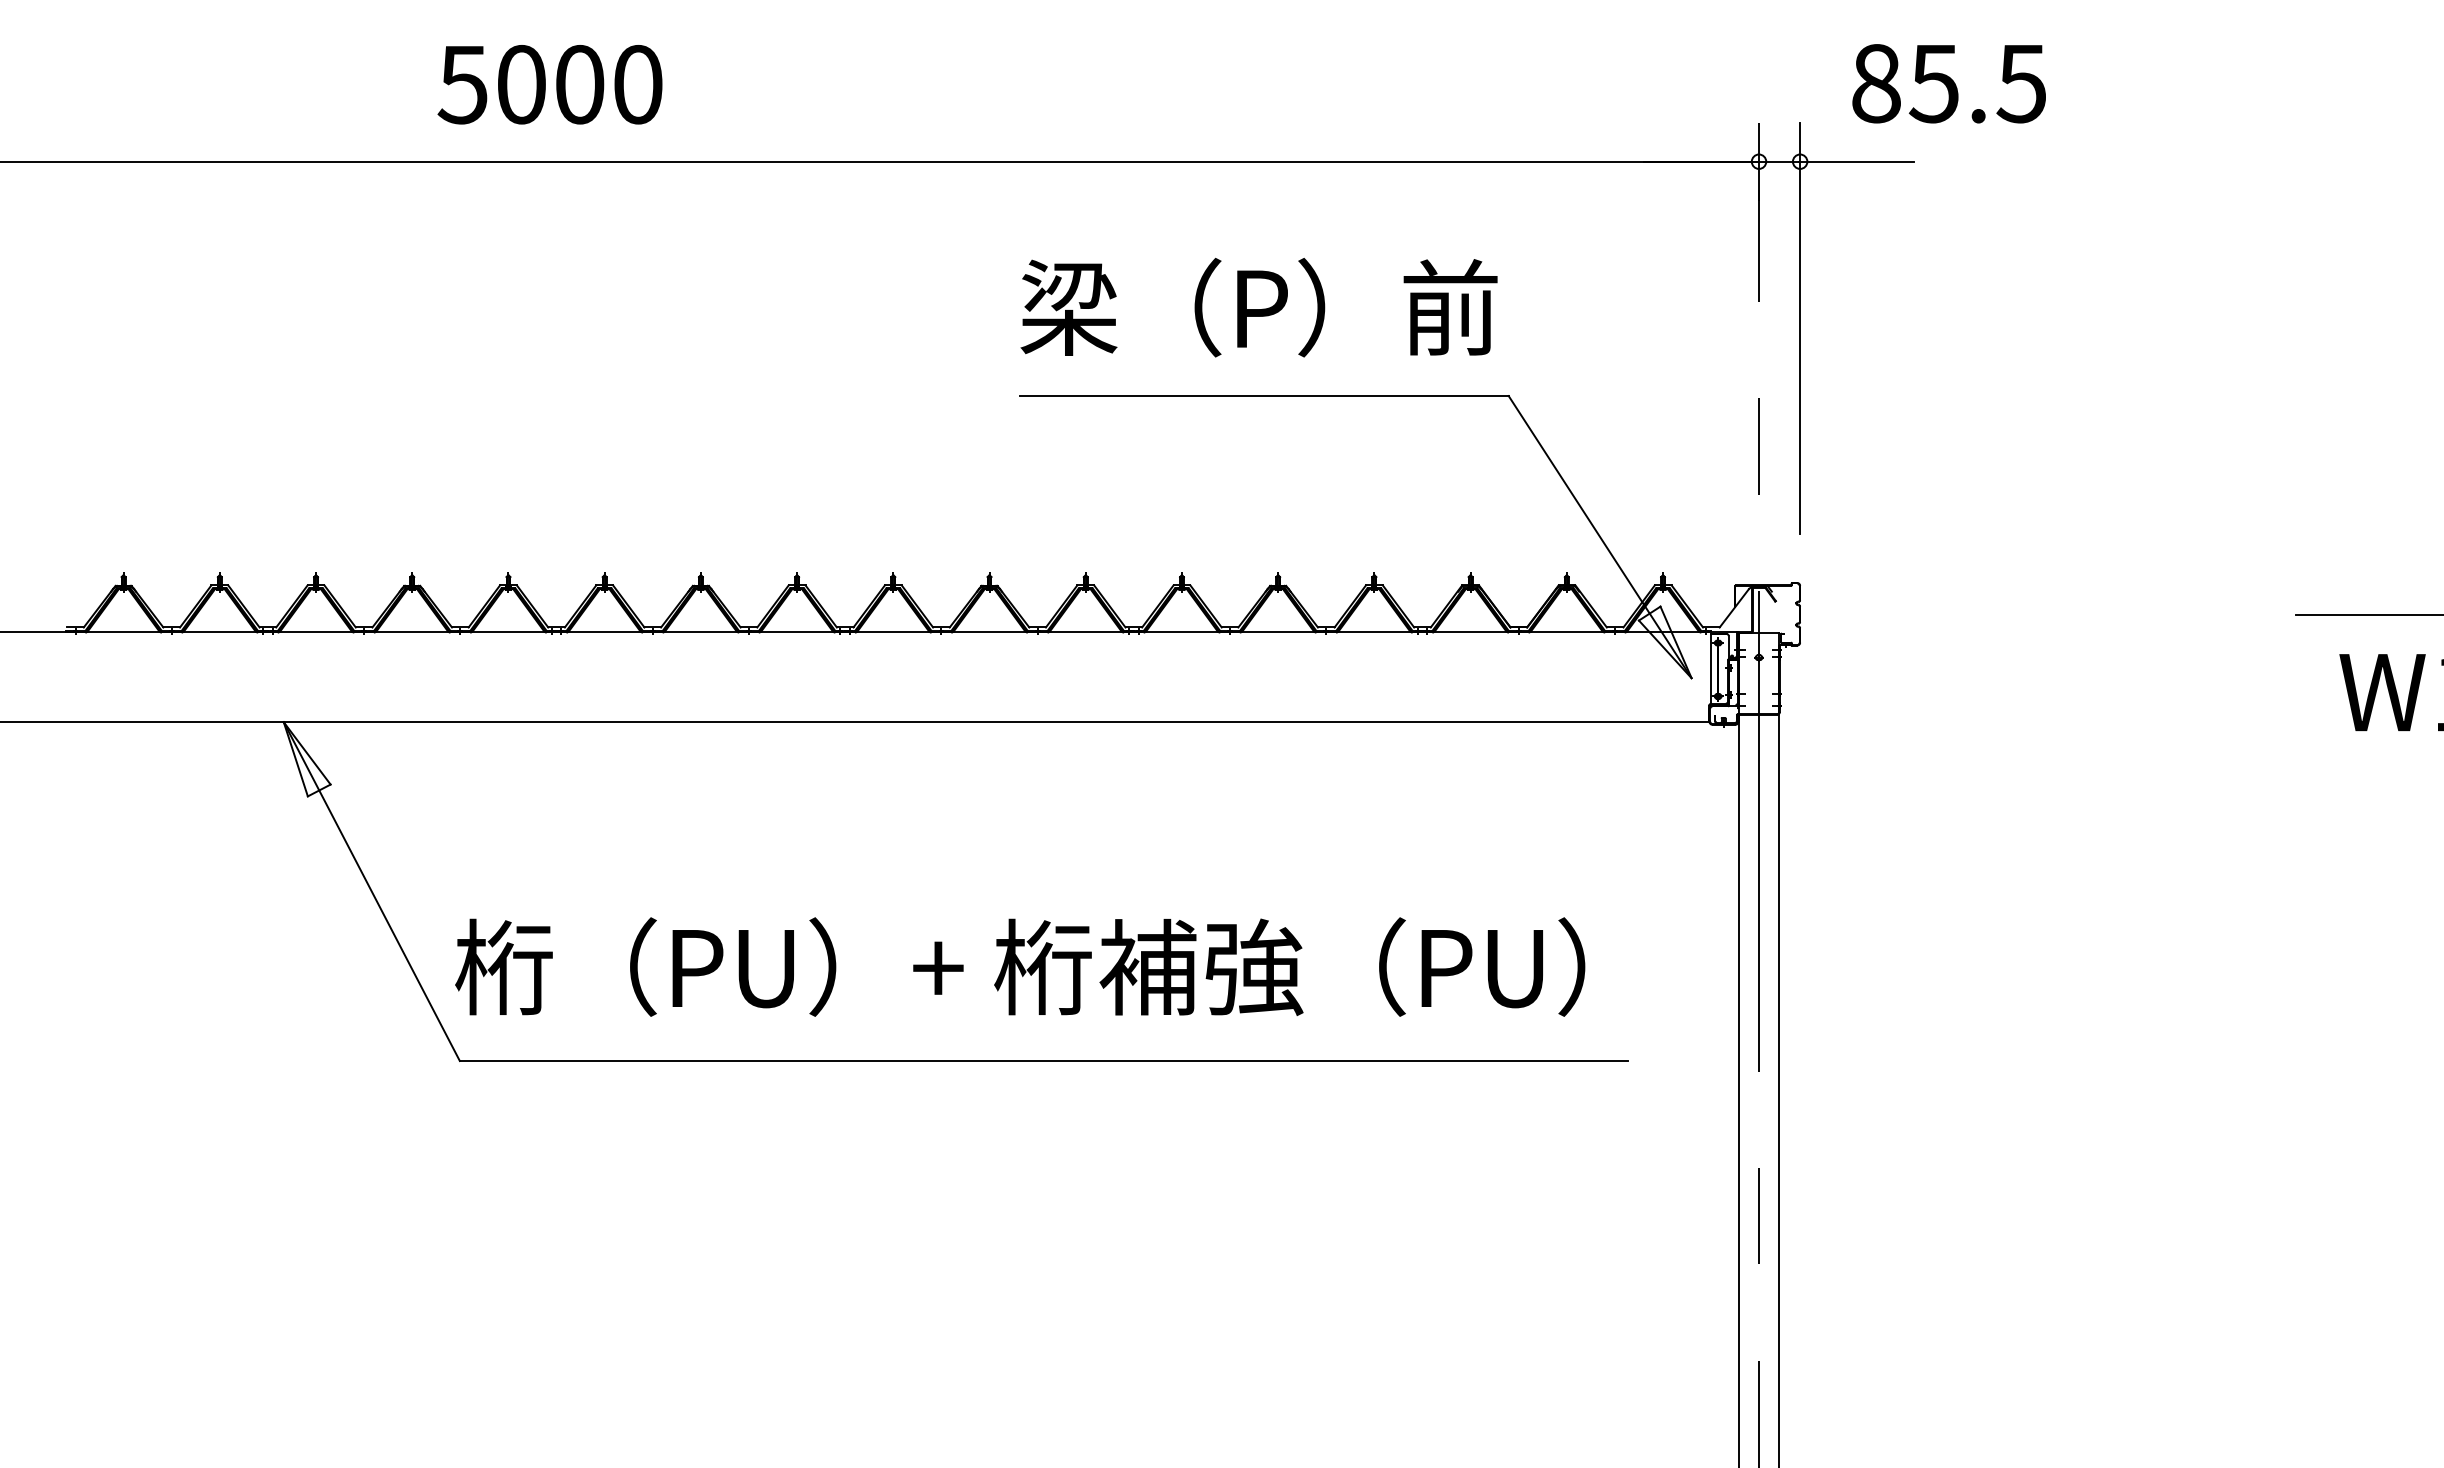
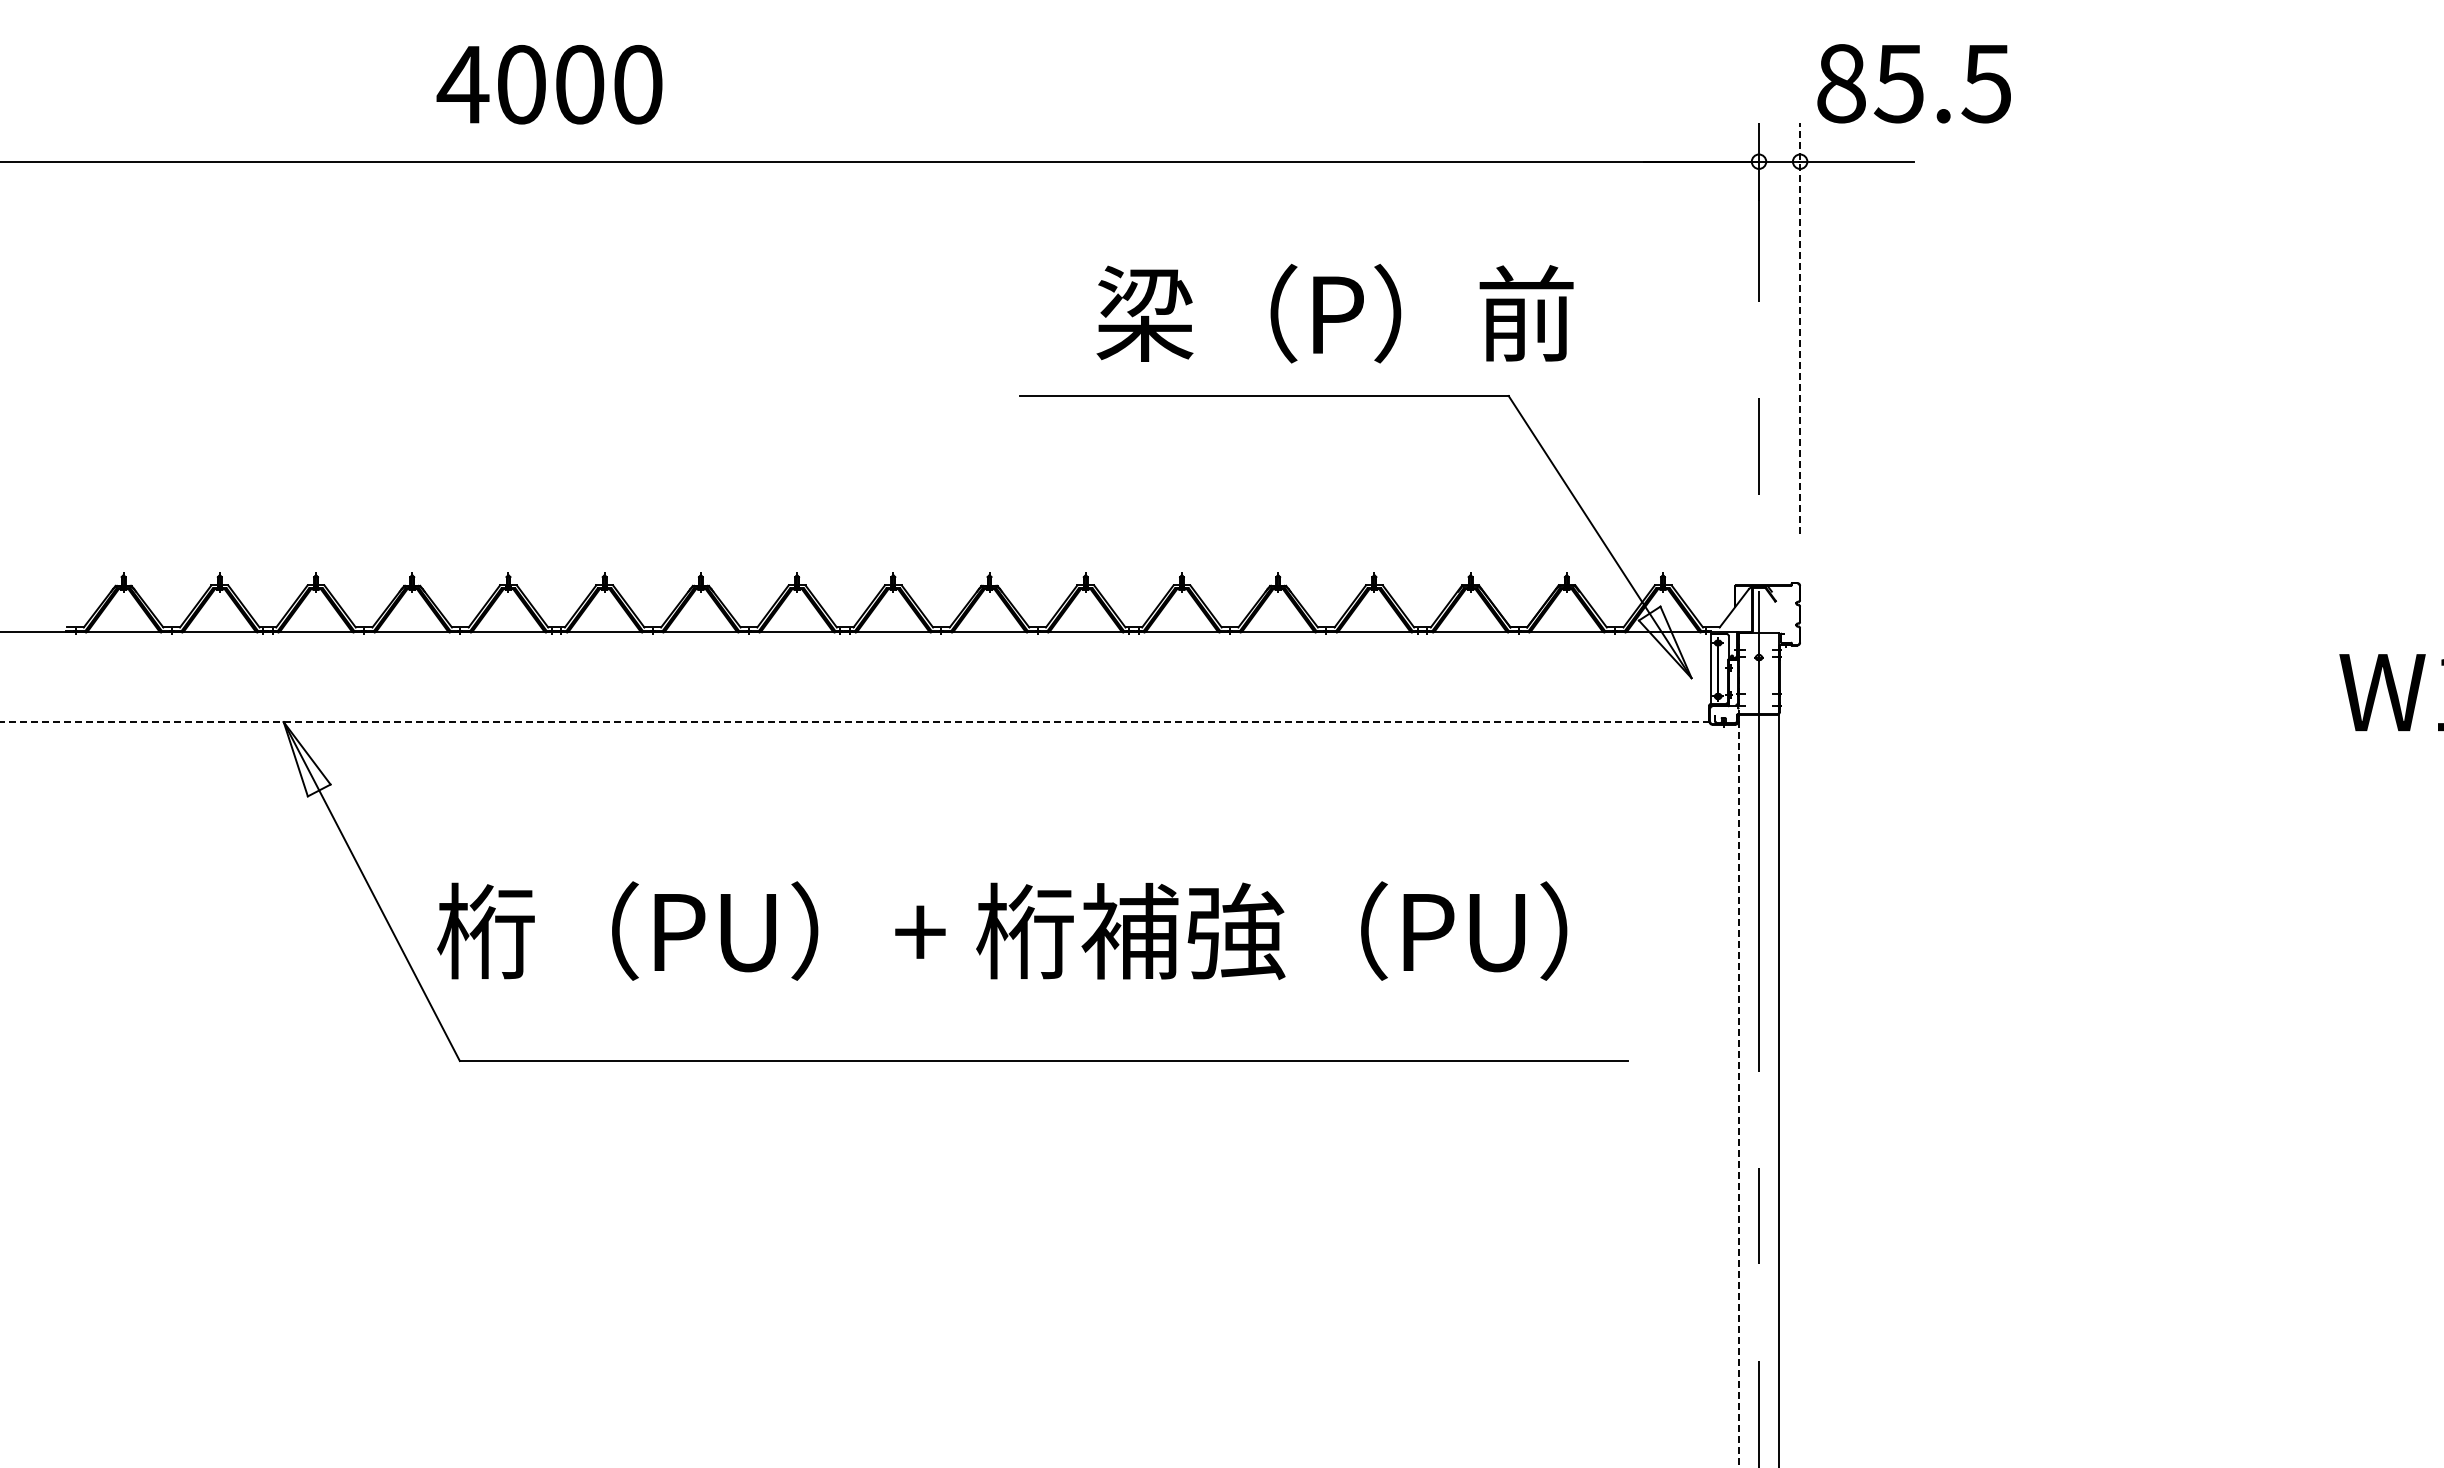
text position: (1948, 83) -> (1913, 83) (1913, 83)
text: 5000 -> 4000 (462, 85)
text position: (1258, 307) -> (1334, 313) (1334, 313)
line: solid -> dashed (1800, 327)
line: present -> none (2368, 615)
line: solid -> dashed (855, 722)
text position: (1020, 966) -> (1002, 930) (1002, 930)
line: solid -> dashed (1738, 1050)
